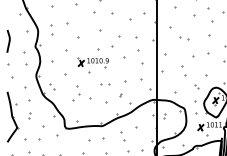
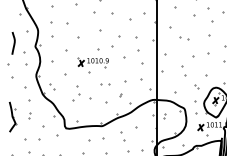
part size: 4x12 px -> 4x17 px (51, 29)
curve position: (8, 41) -> (13, 43) (13, 43)
part size: 14x52 px -> 10x32 px (12, 116)
